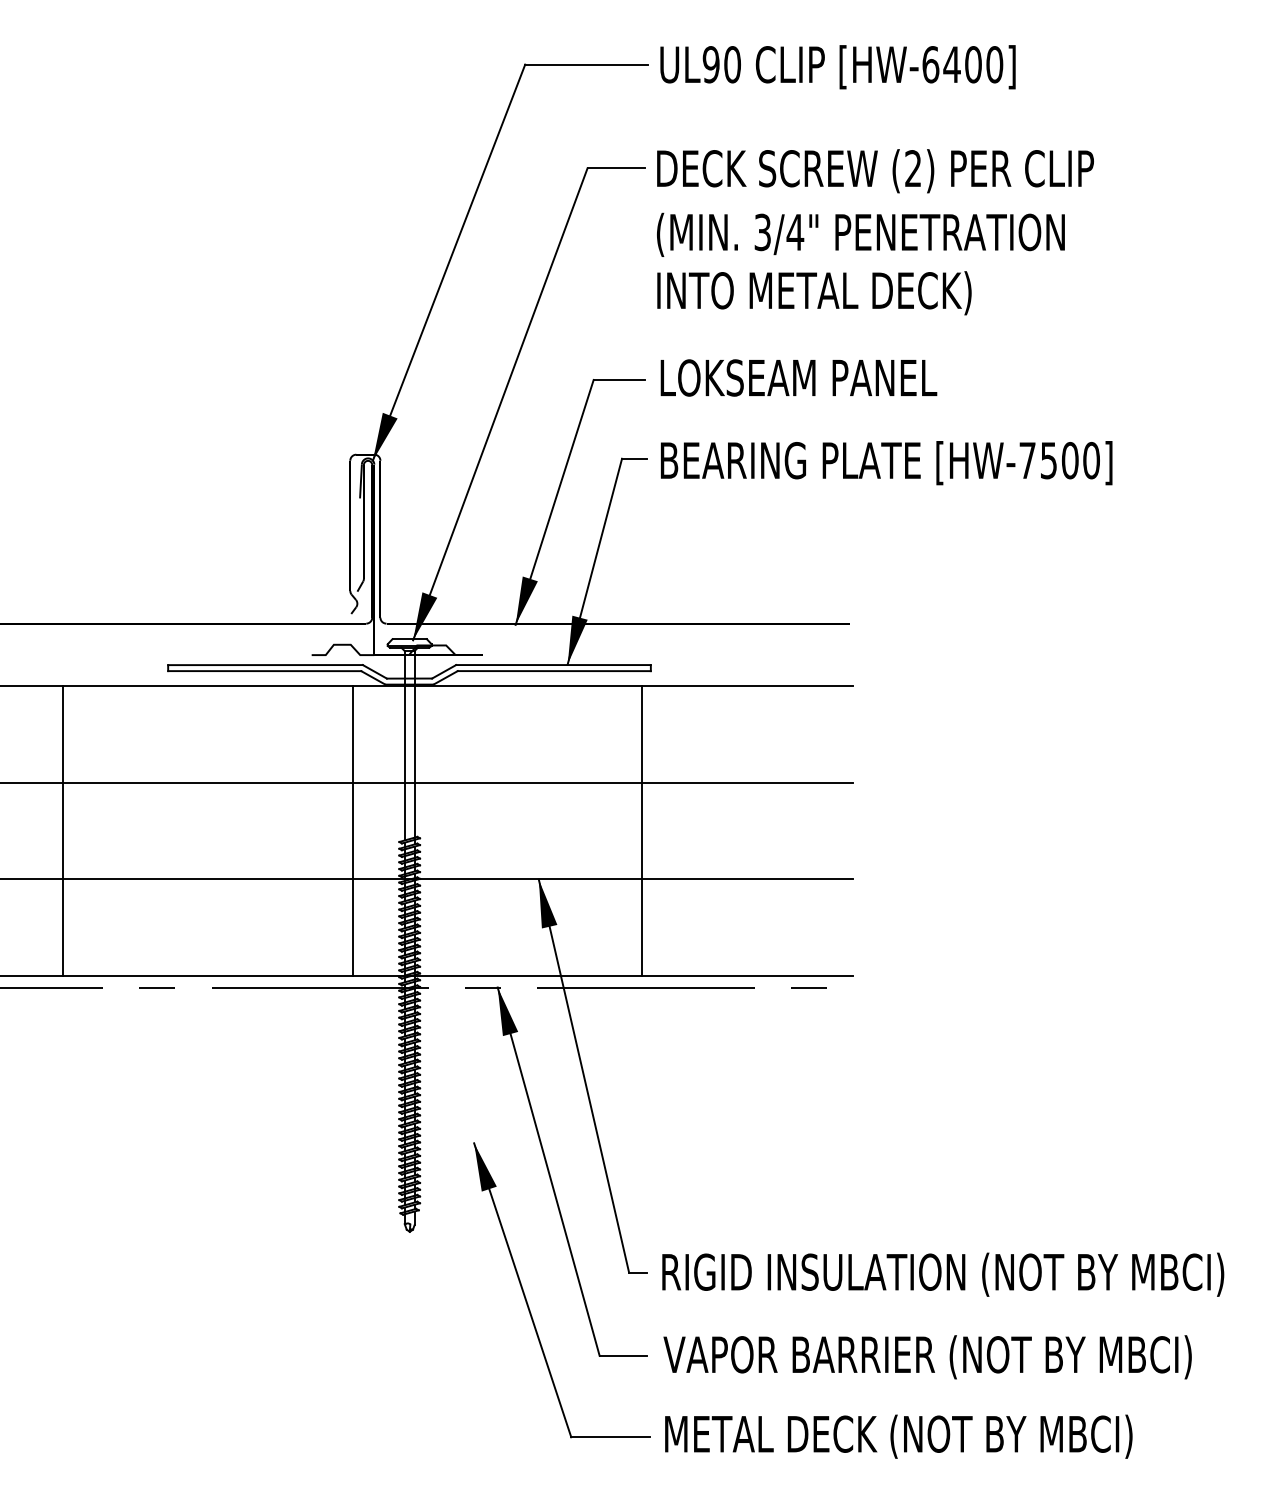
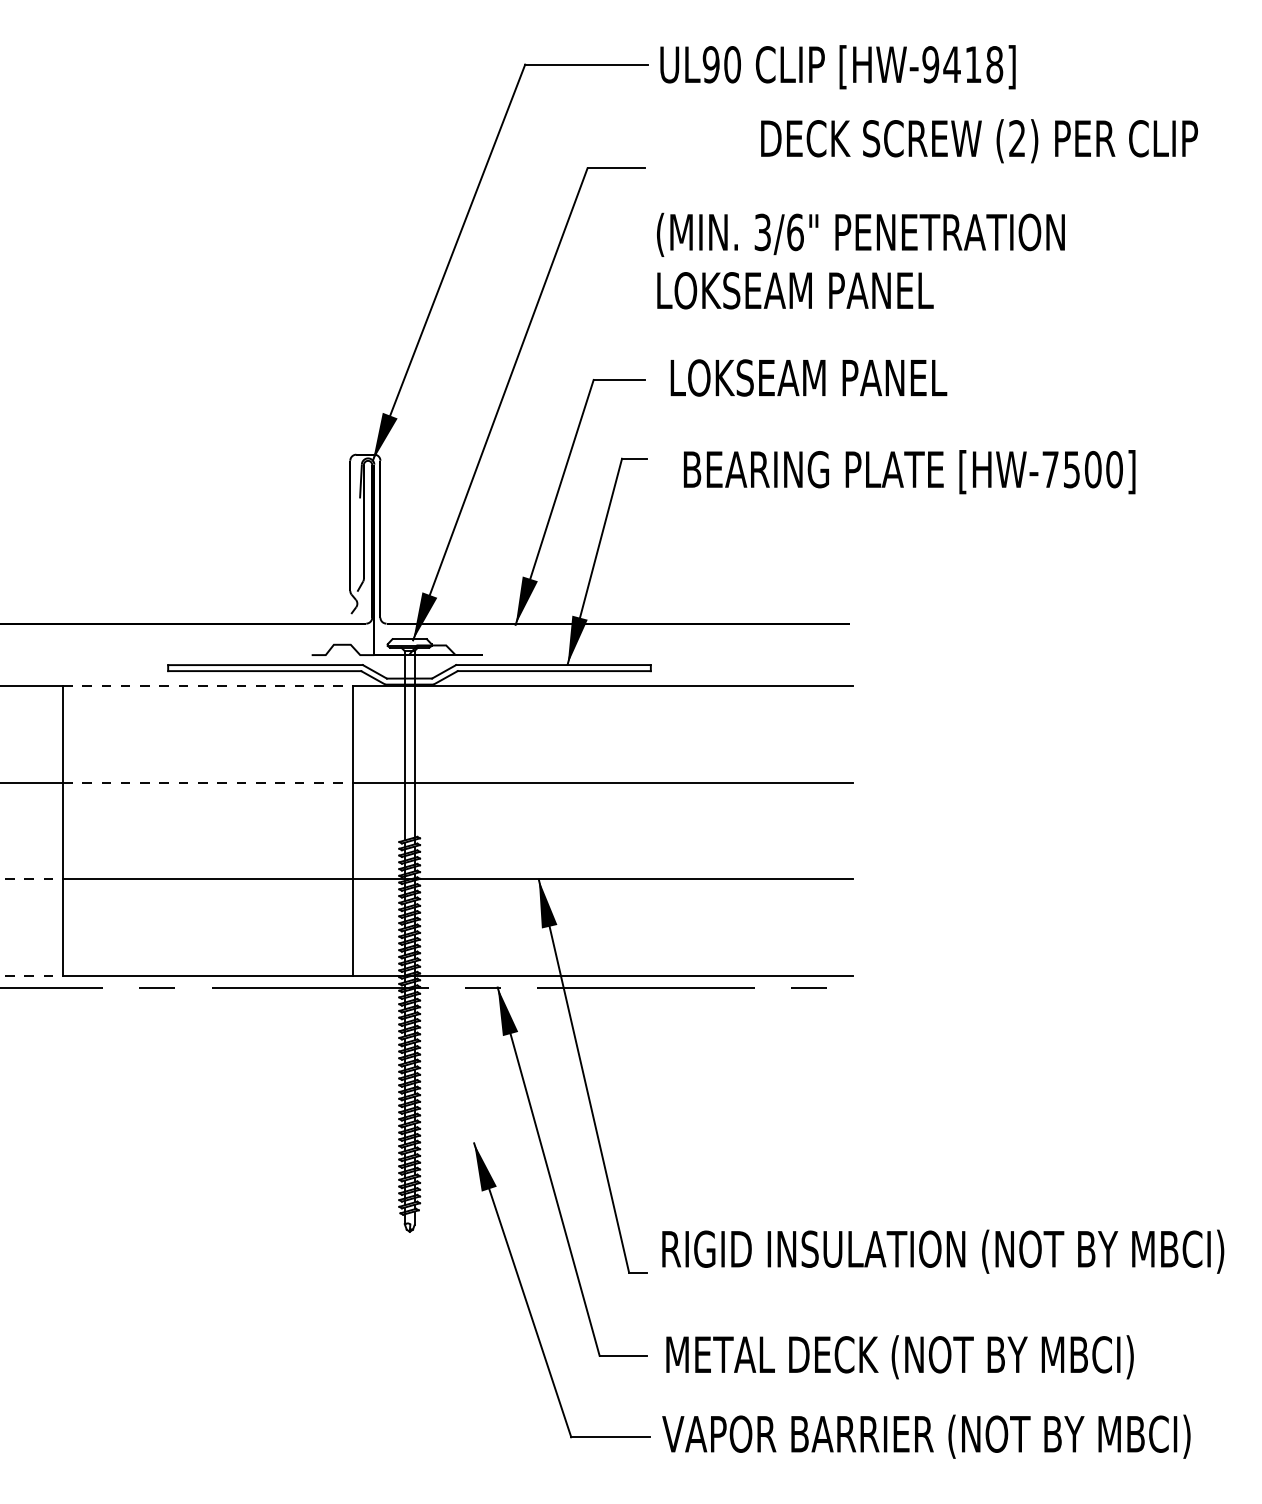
text: [HW-6400] -> [HW-9418] (962, 64)
text position: (875, 171) -> (979, 141) (979, 141)
text: 3/4" -> 3/6" (795, 232)
text: INTO METAL DECK) -> LOKSEAM PANEL (815, 293)
text position: (798, 377) -> (808, 377) (808, 377)
text position: (886, 463) -> (909, 472) (909, 472)
line: solid -> dashed (207, 686)
line: solid -> dashed (207, 782)
line: present -> none (642, 830)
line: solid -> dashed (31, 879)
line: solid -> dashed (31, 975)
text position: (943, 1274) -> (943, 1251) (943, 1251)
text: VAPOR BARRIER (NOT BY MBCI) -> METAL DECK (NOT BY MBCI) (927, 1357)
text: METAL DECK (NOT BY MBCI) -> VAPOR BARRIER (NOT BY MBCI) (926, 1436)
